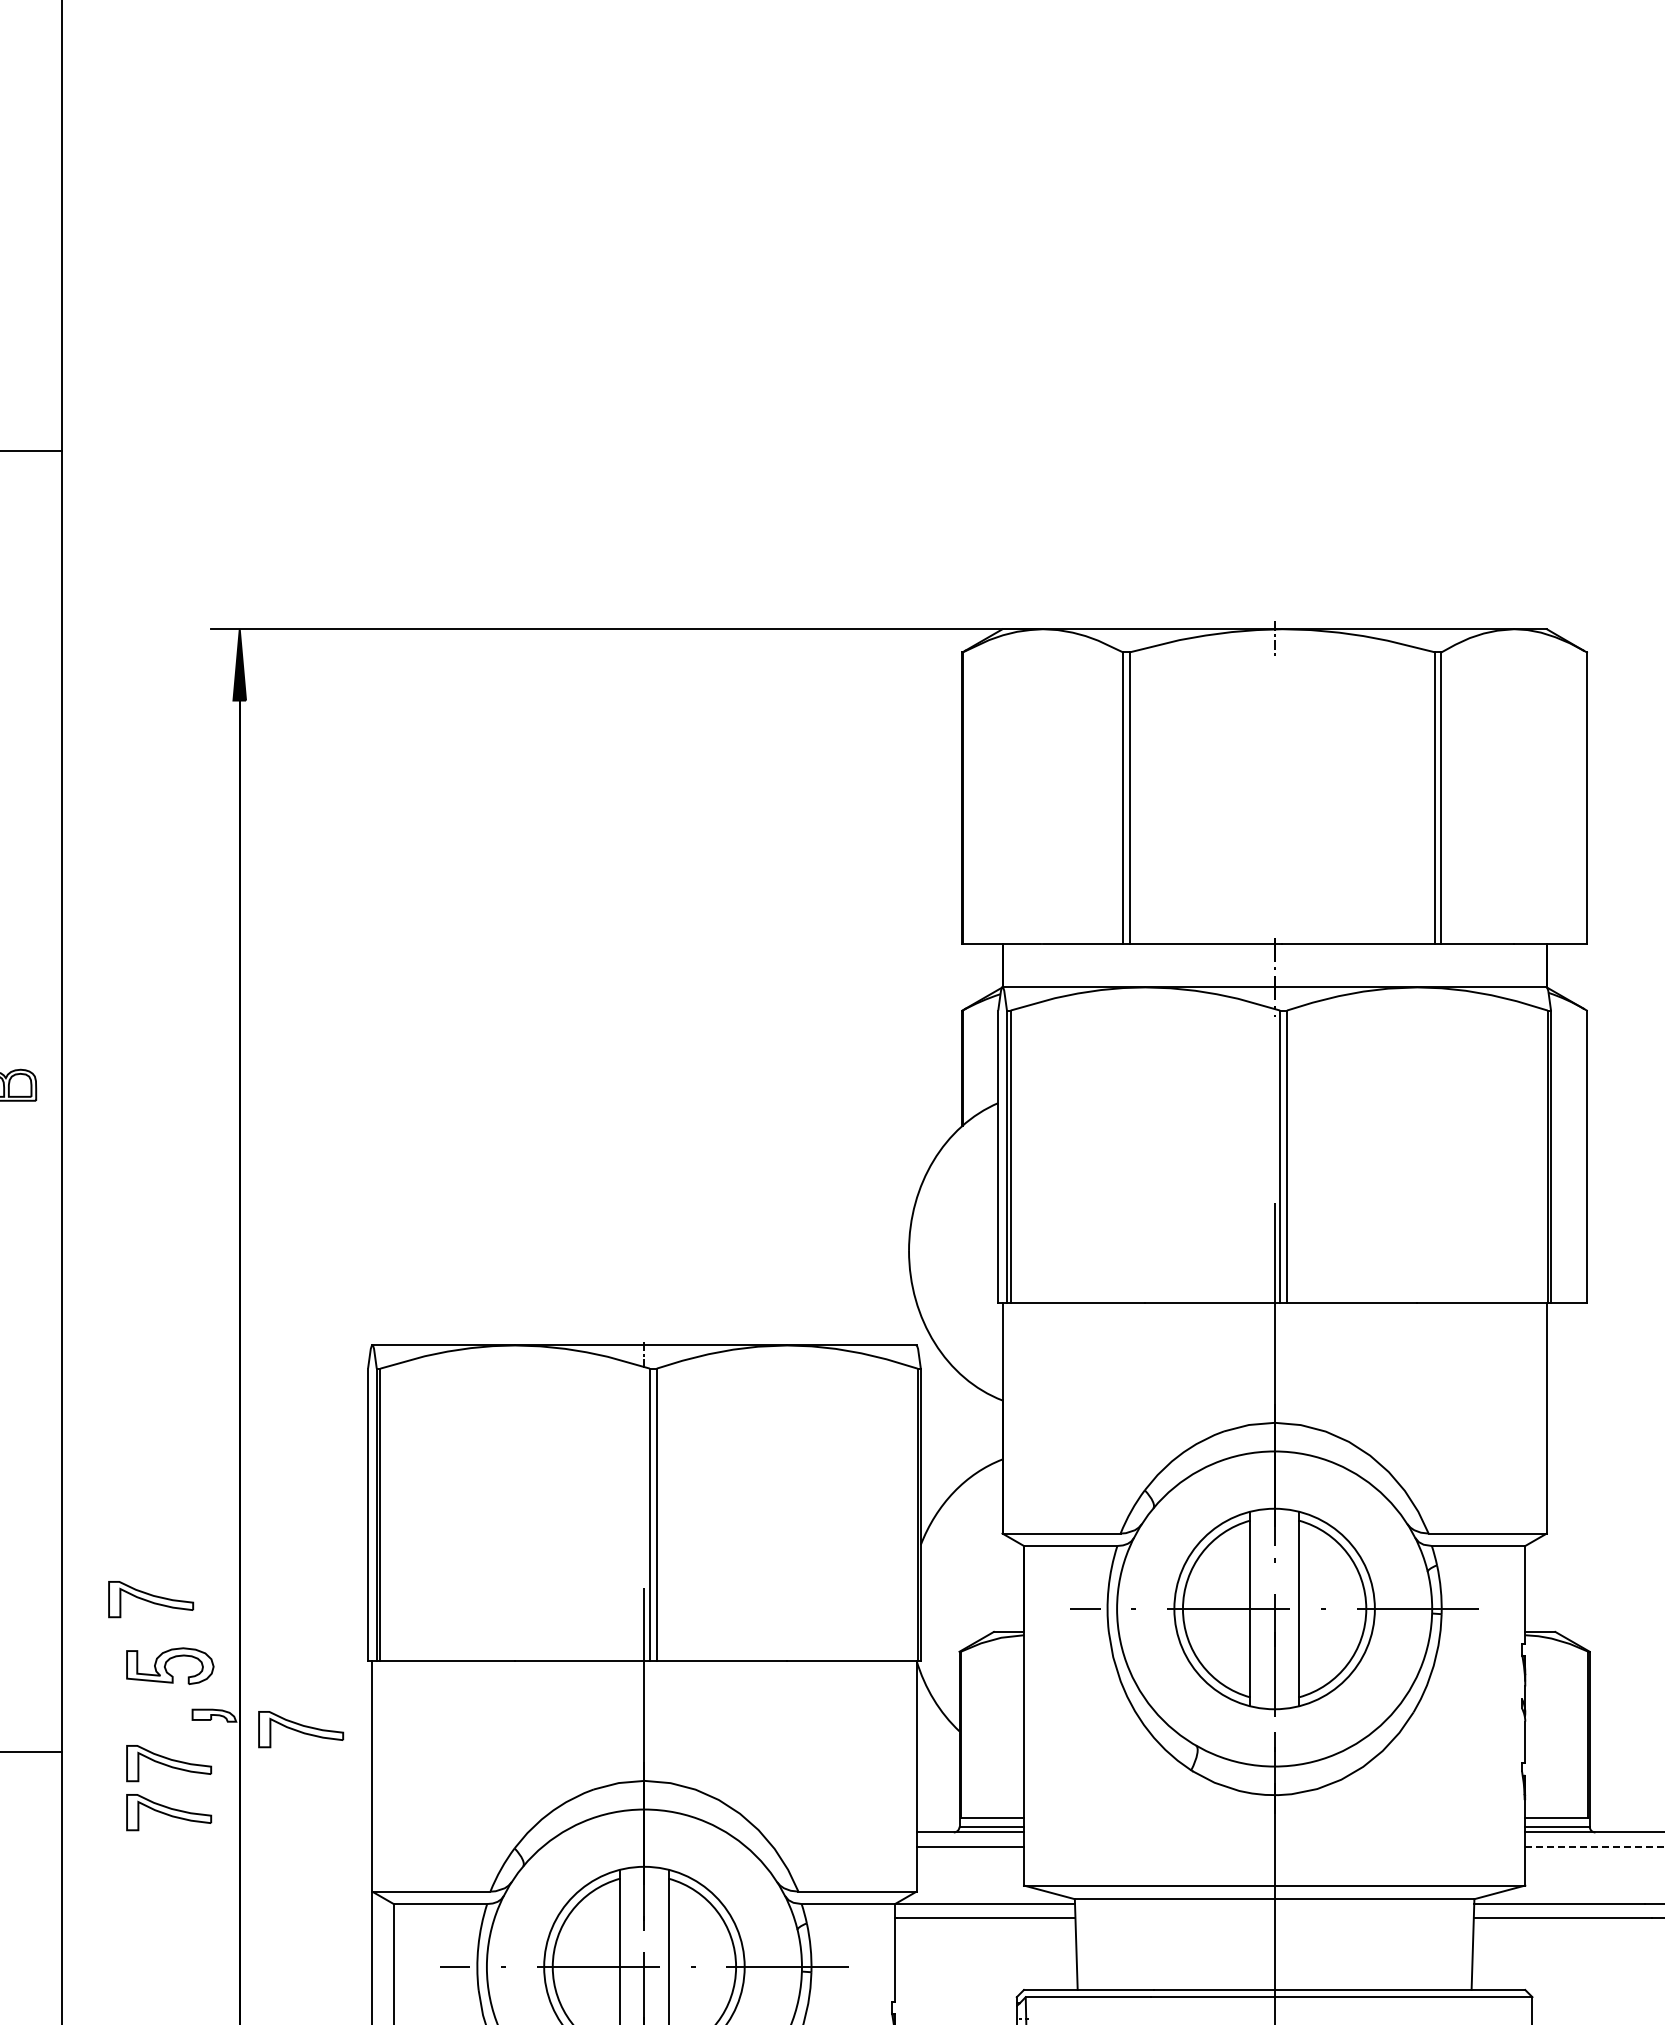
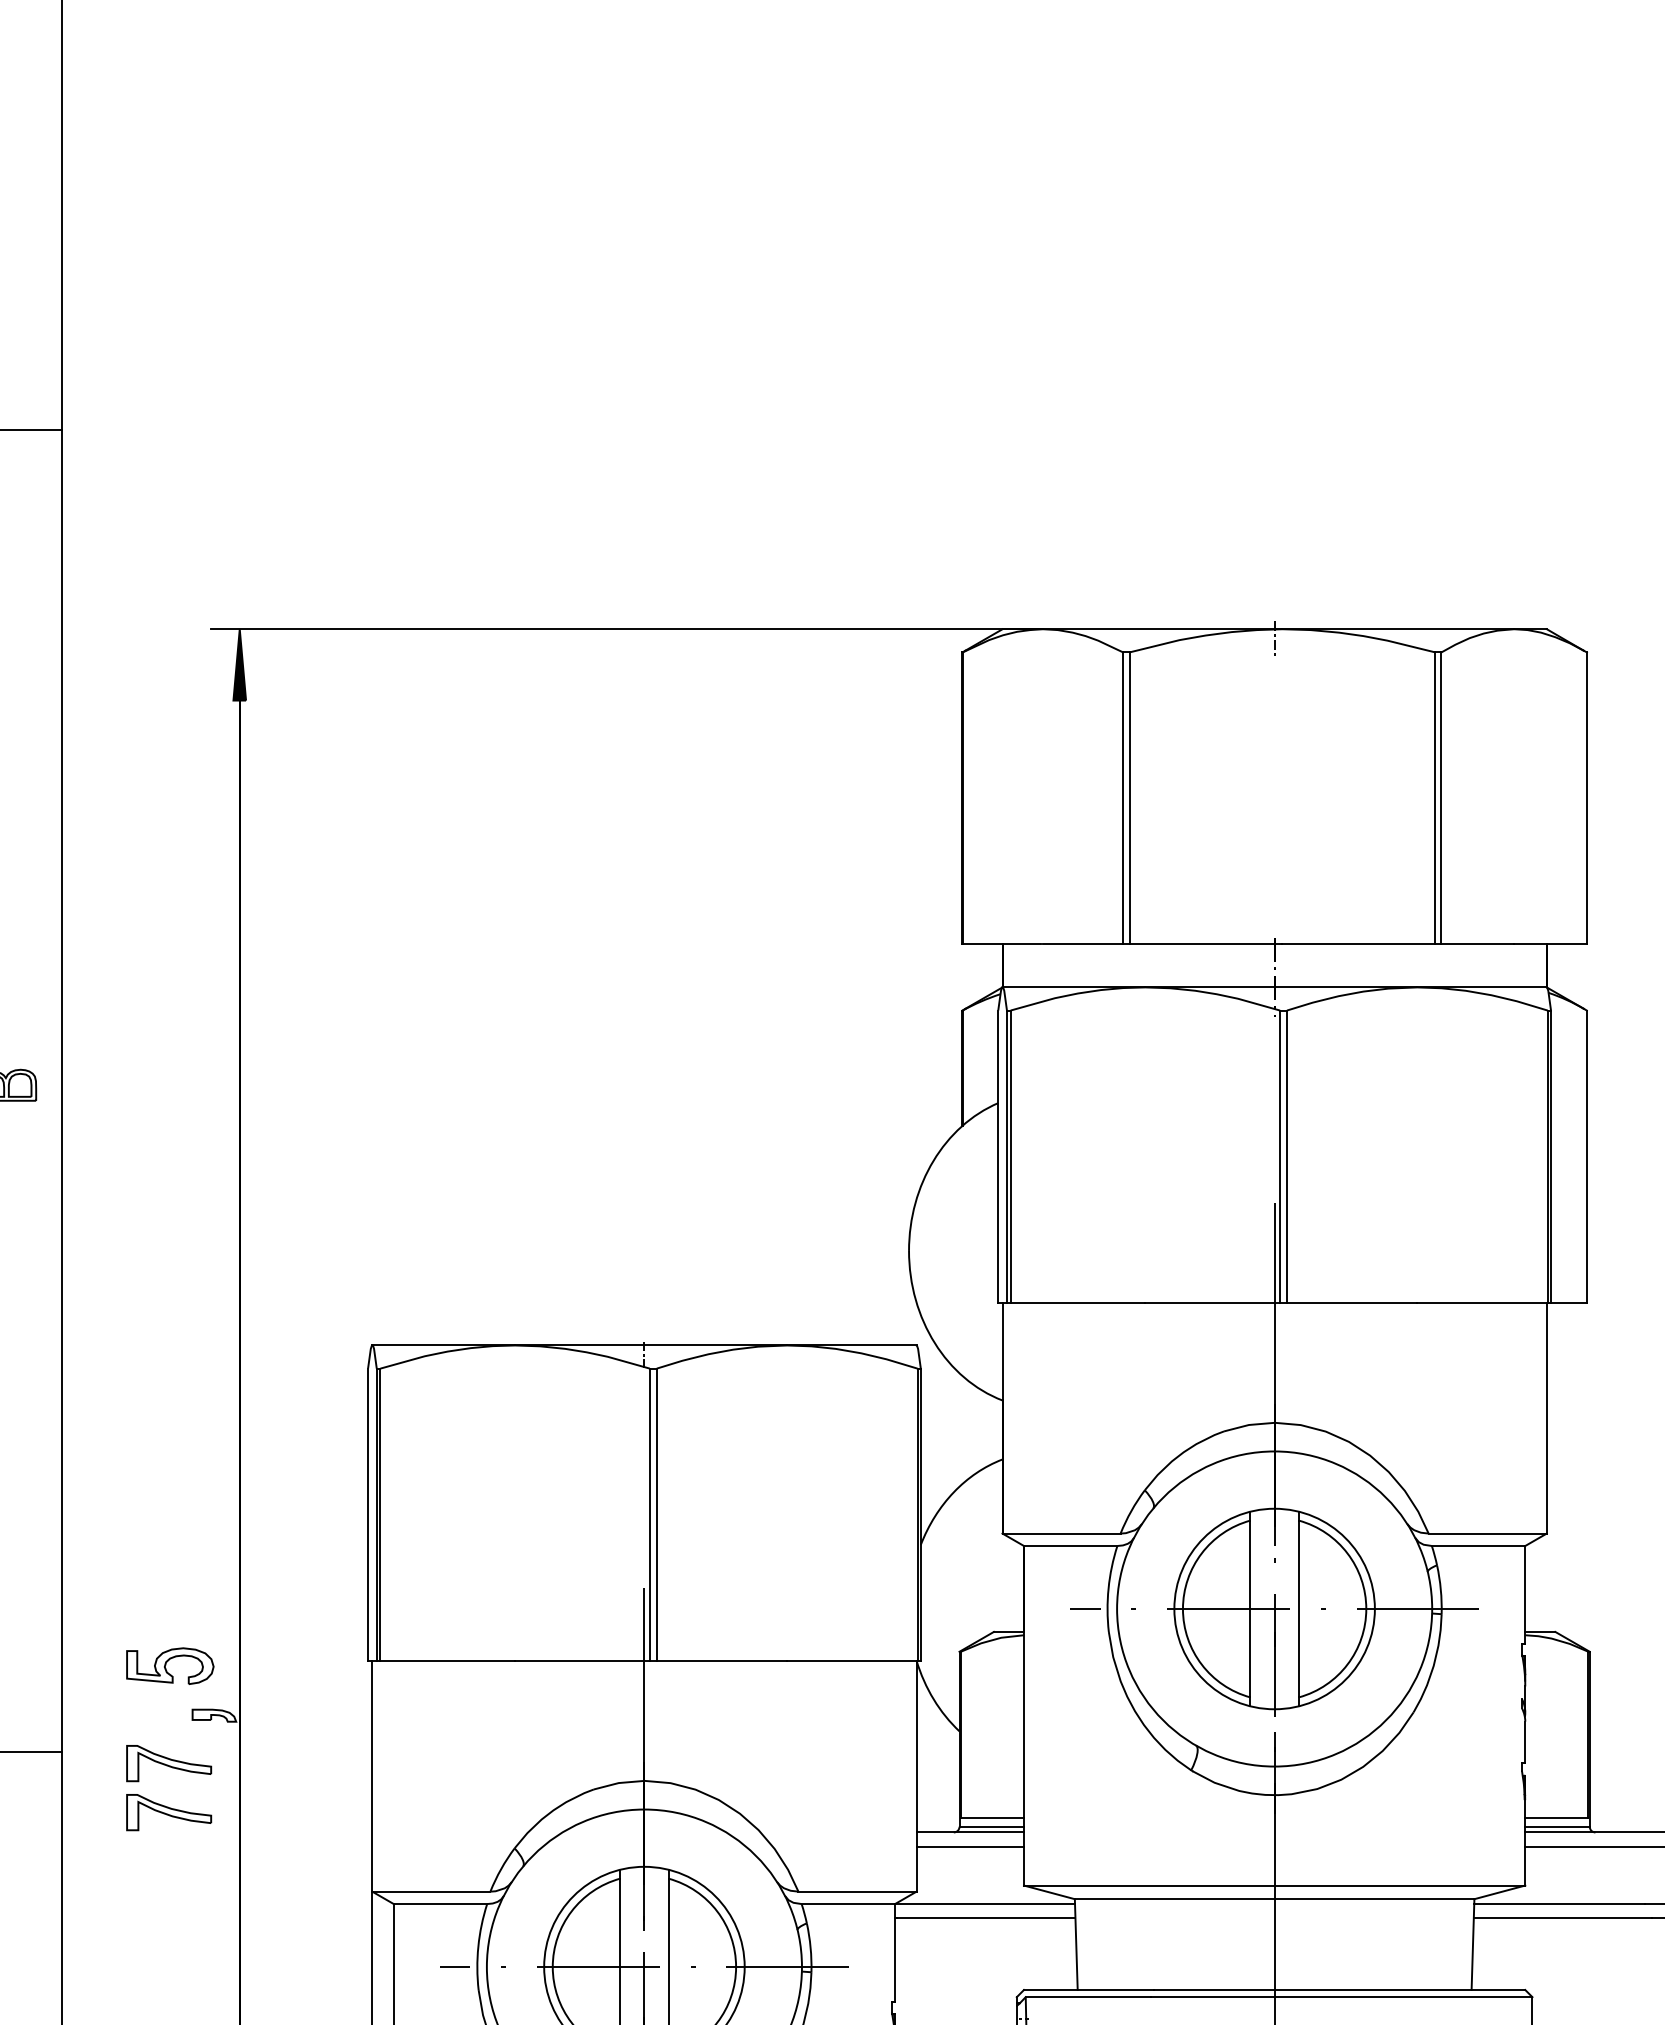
line position: (32, 450) -> (32, 429) (32, 429)
part: present -> none (151, 1599)
part: present -> none (301, 1729)
line: dashed -> solid (1595, 1846)
